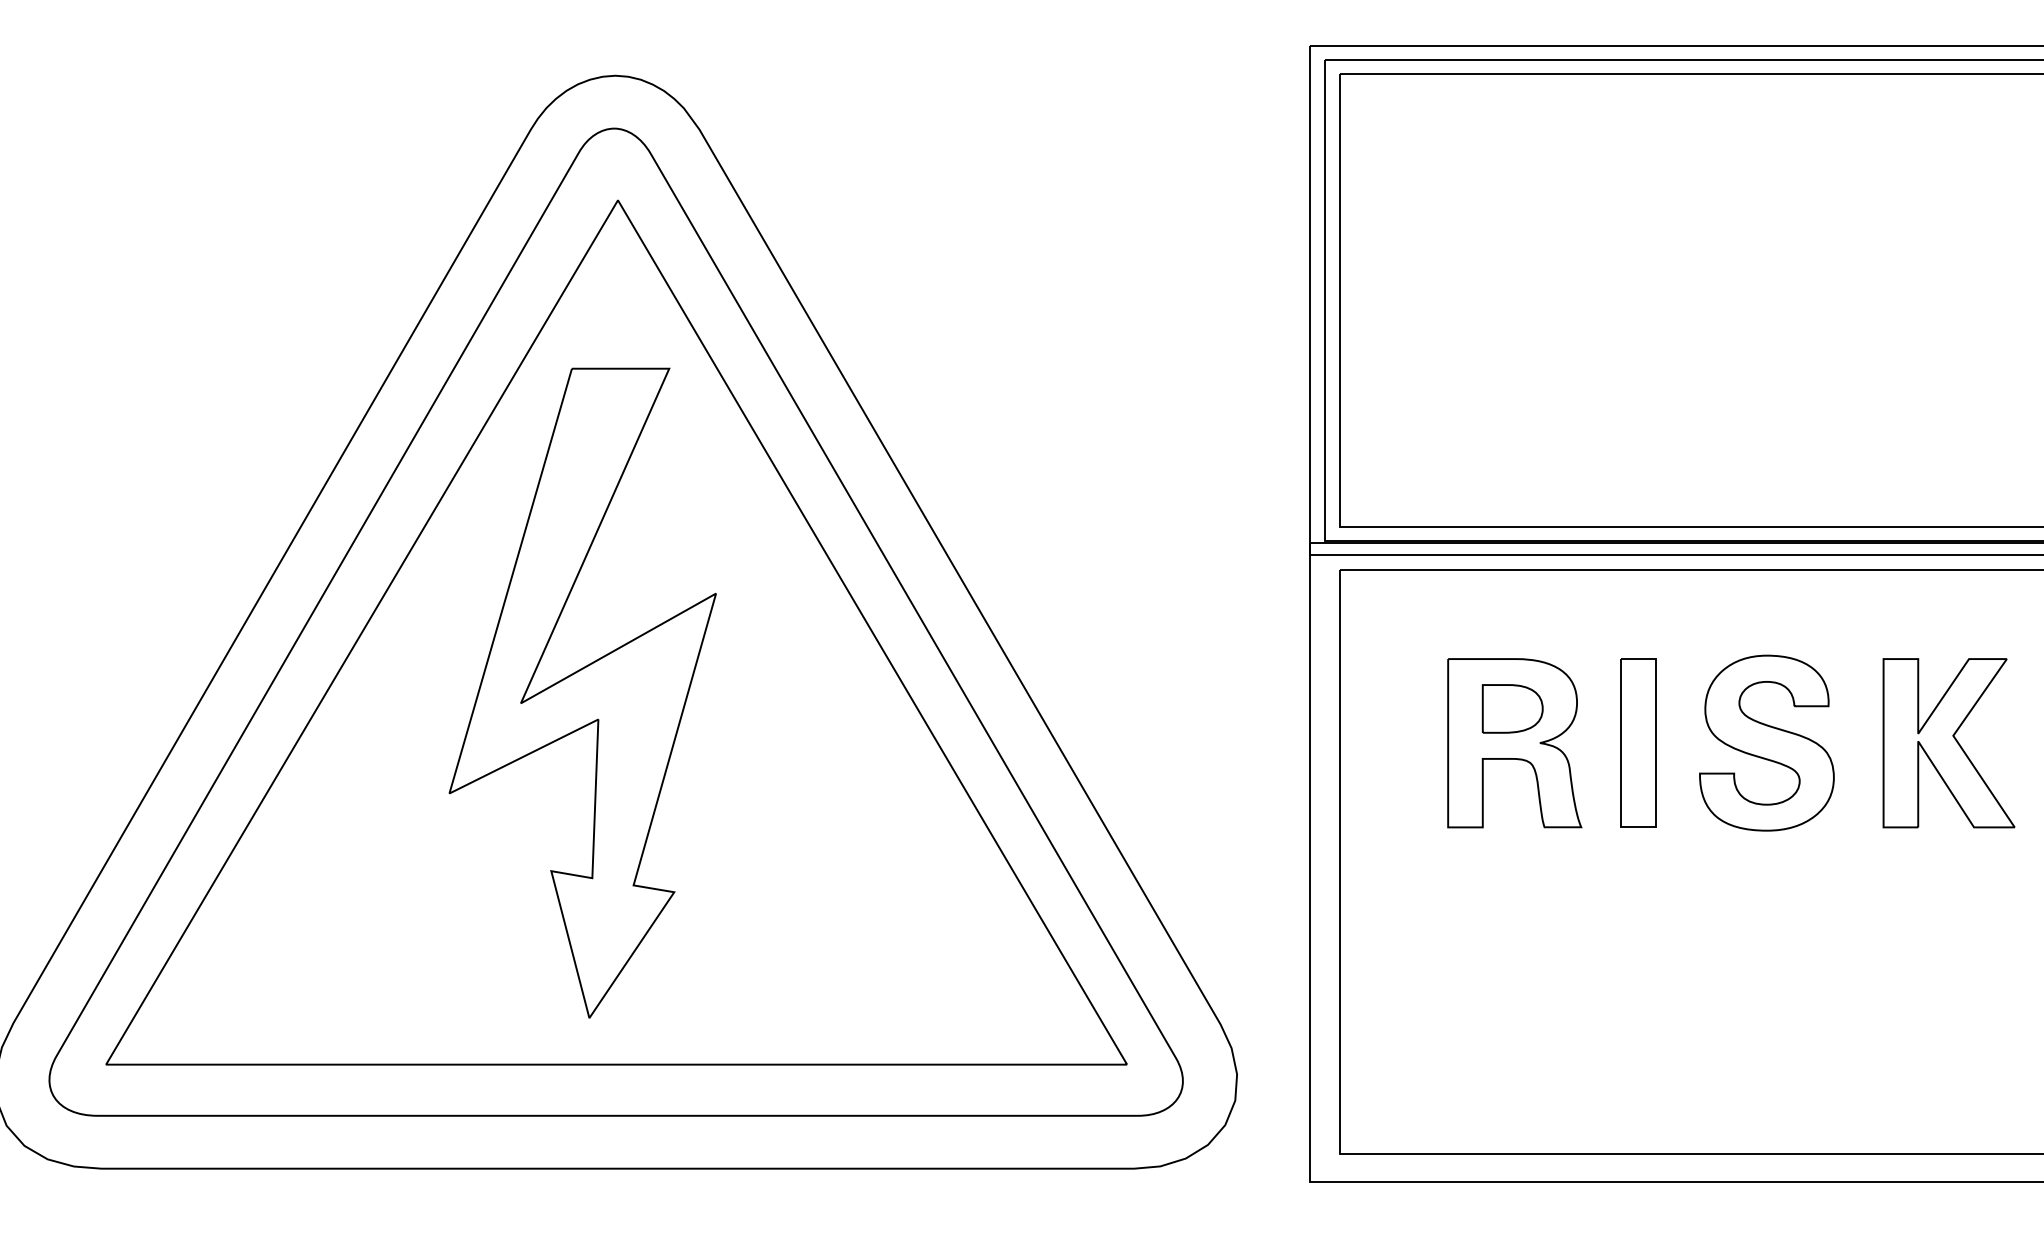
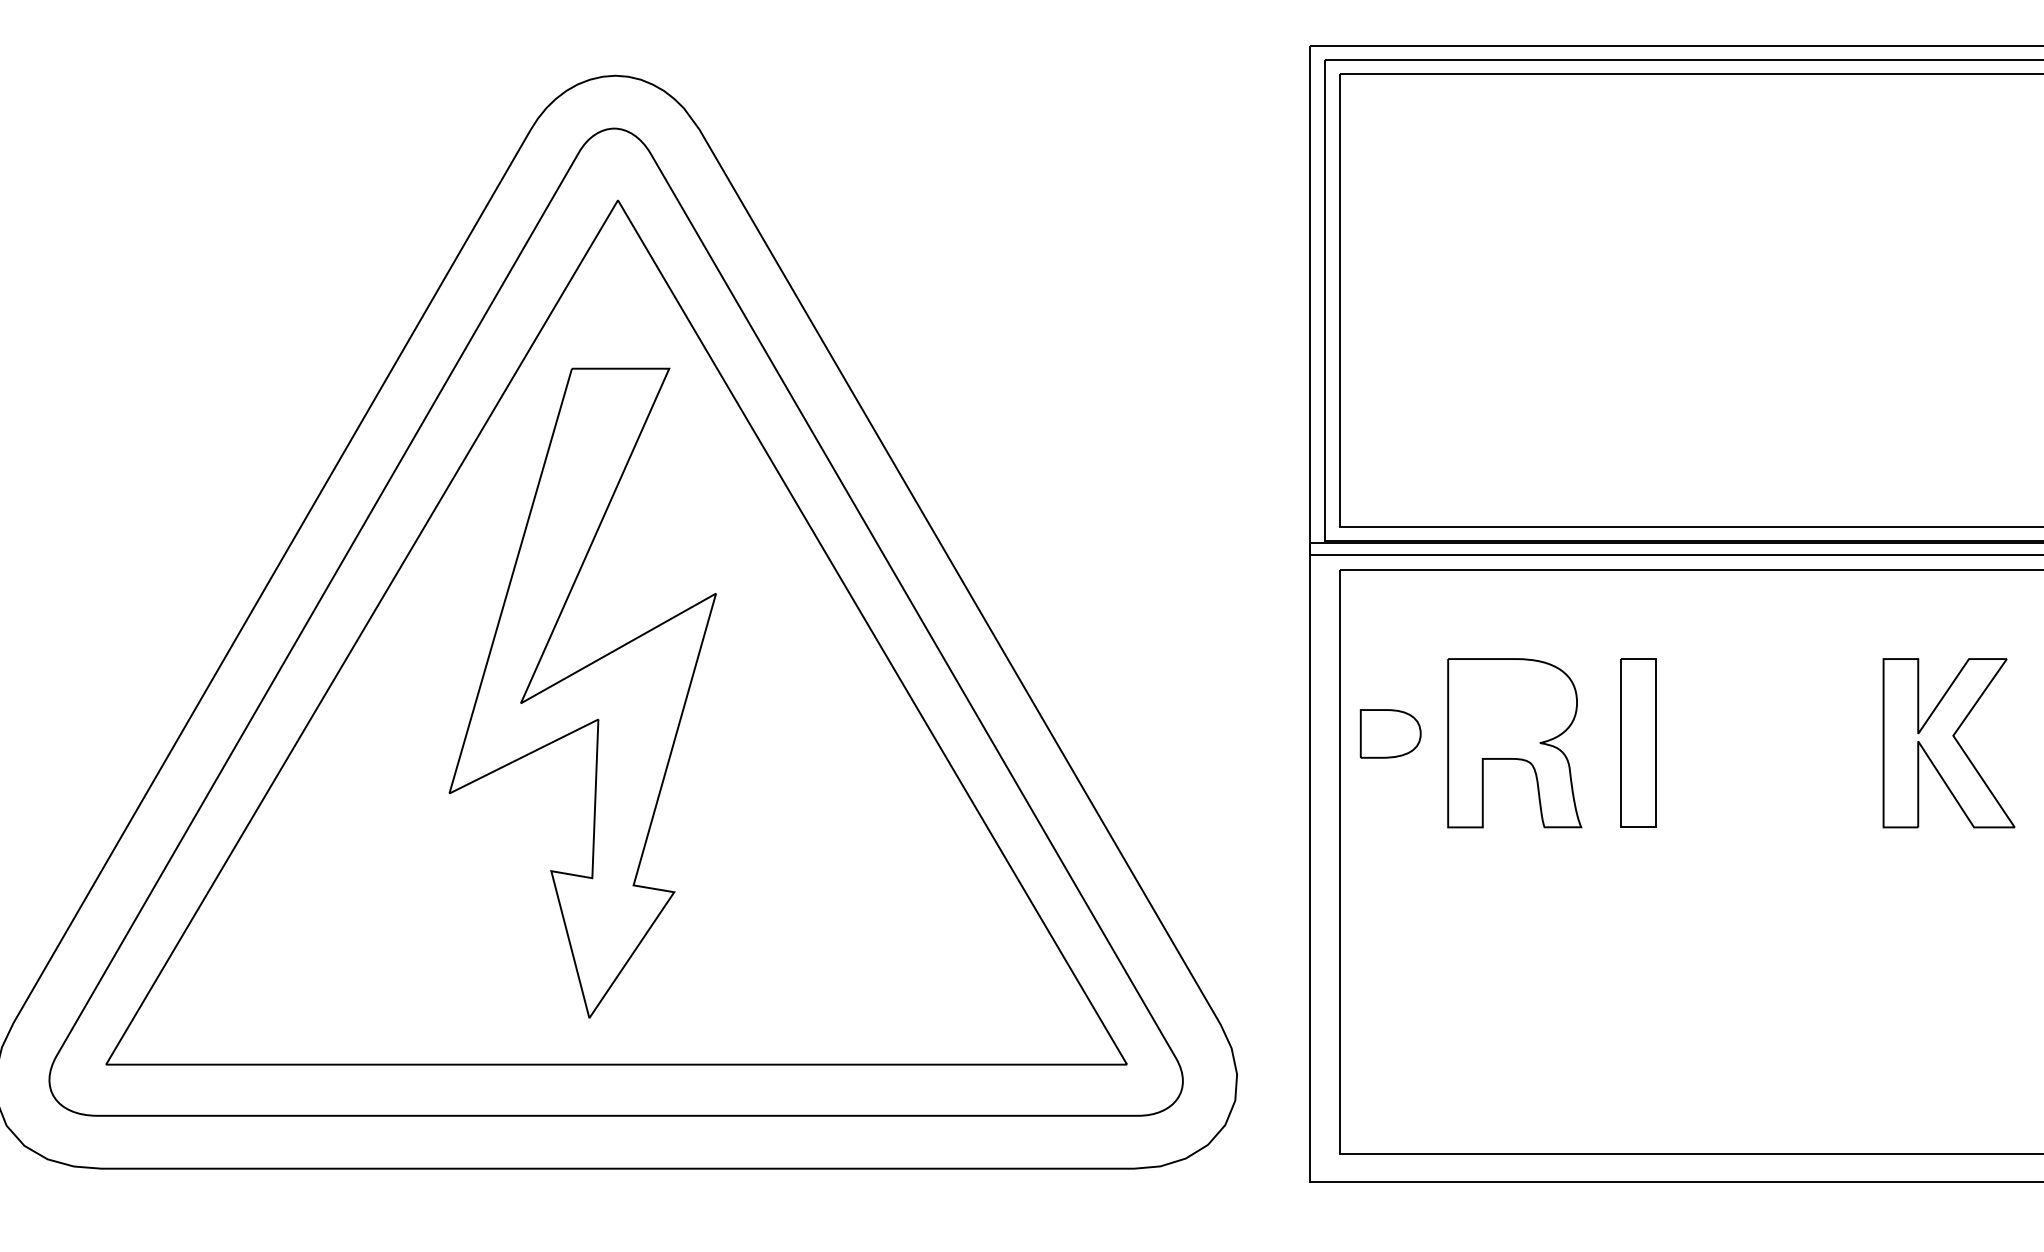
part position: (1512, 708) -> (1390, 733) (1390, 733)
part: present -> none (1766, 742)
